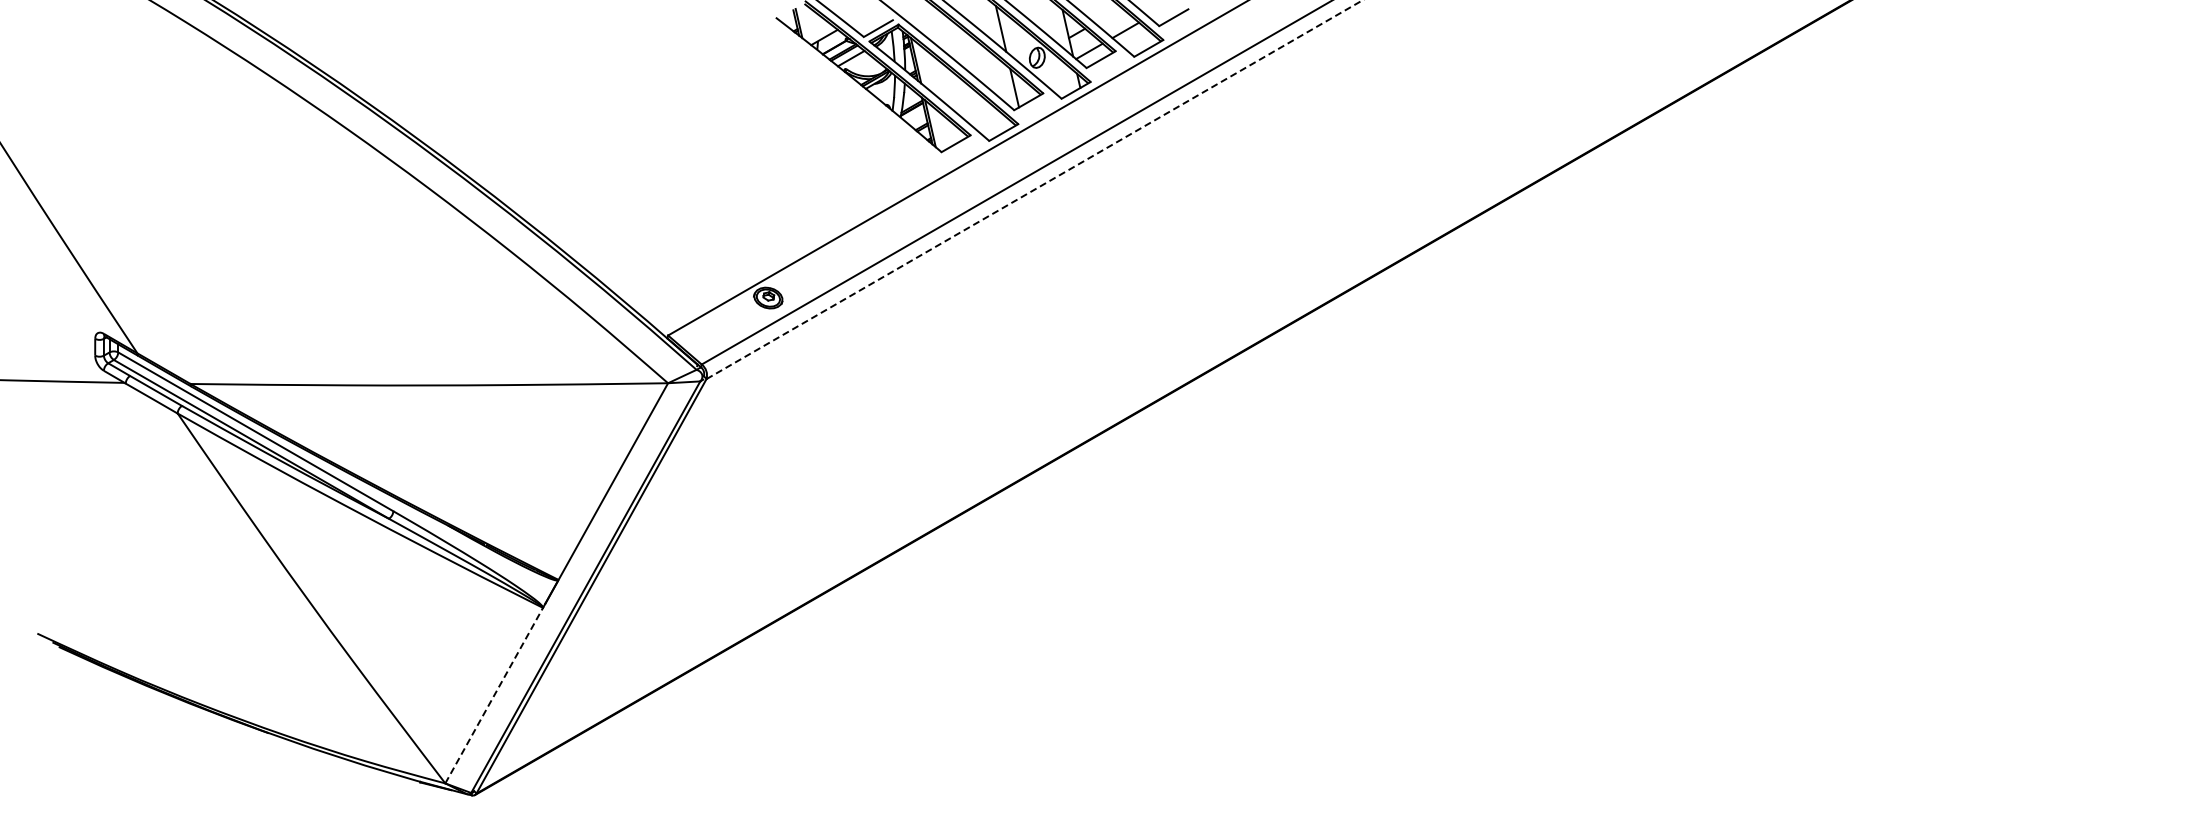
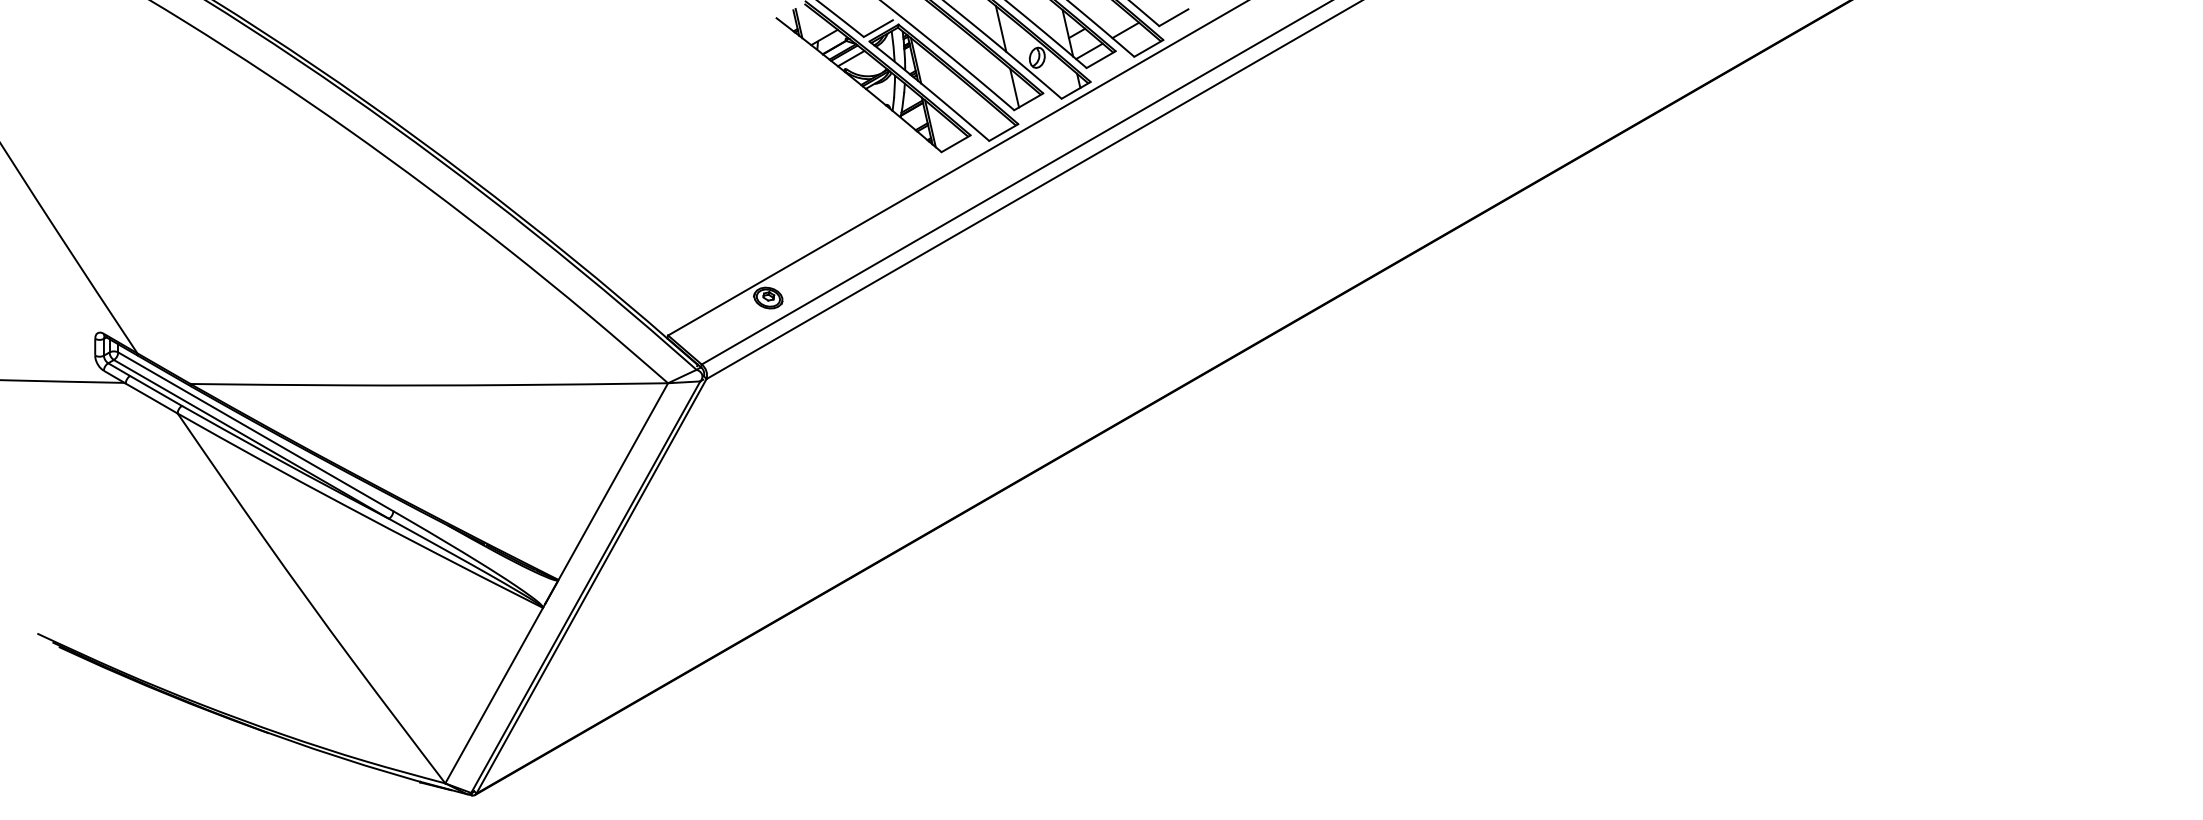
line: dashed -> solid (1035, 189)
line: dashed -> solid (494, 695)
